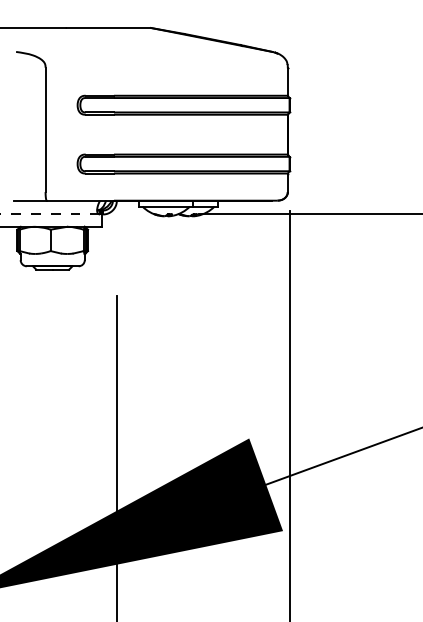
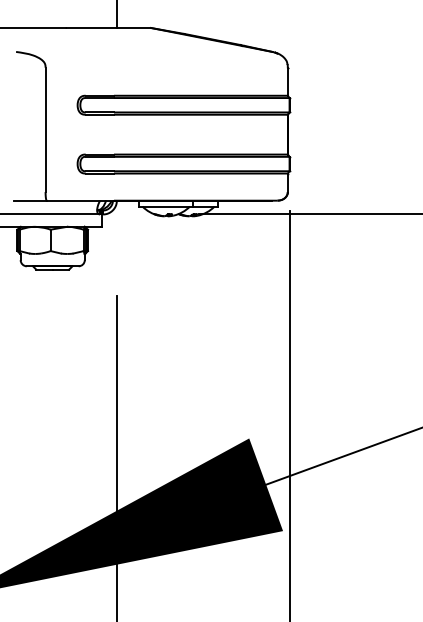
line: none -> present (116, 15)
line: dashed -> solid (50, 214)
